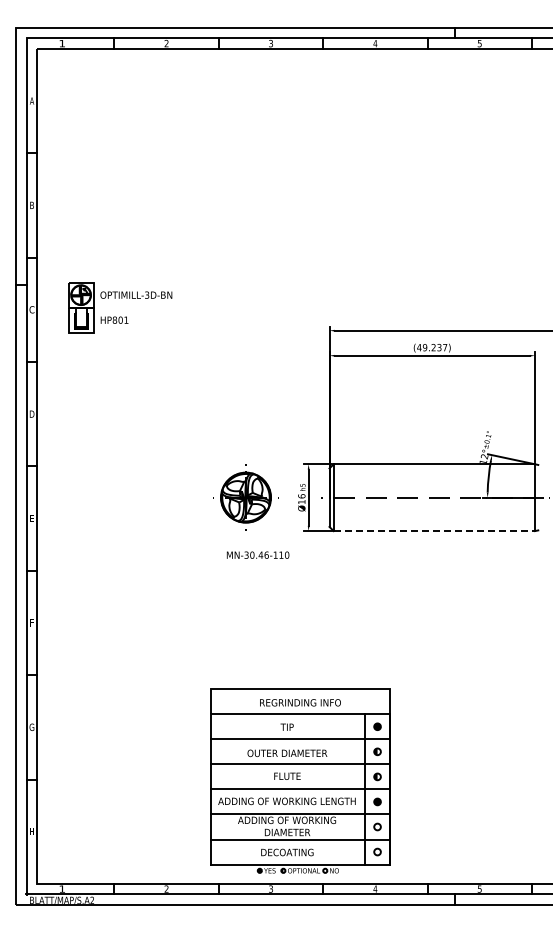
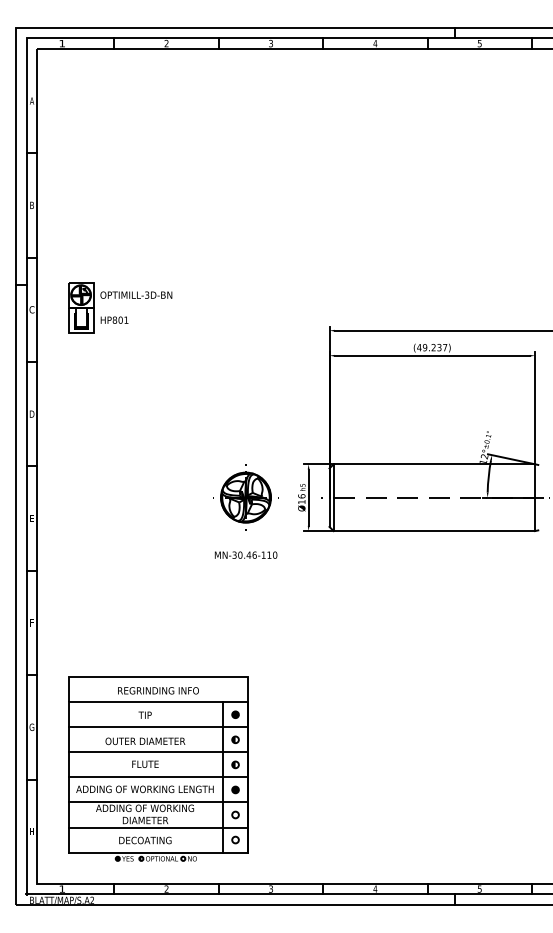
line: dashed -> solid (434, 531)
text position: (257, 554) -> (245, 554) (245, 554)
part position: (300, 780) -> (158, 768) (158, 768)
